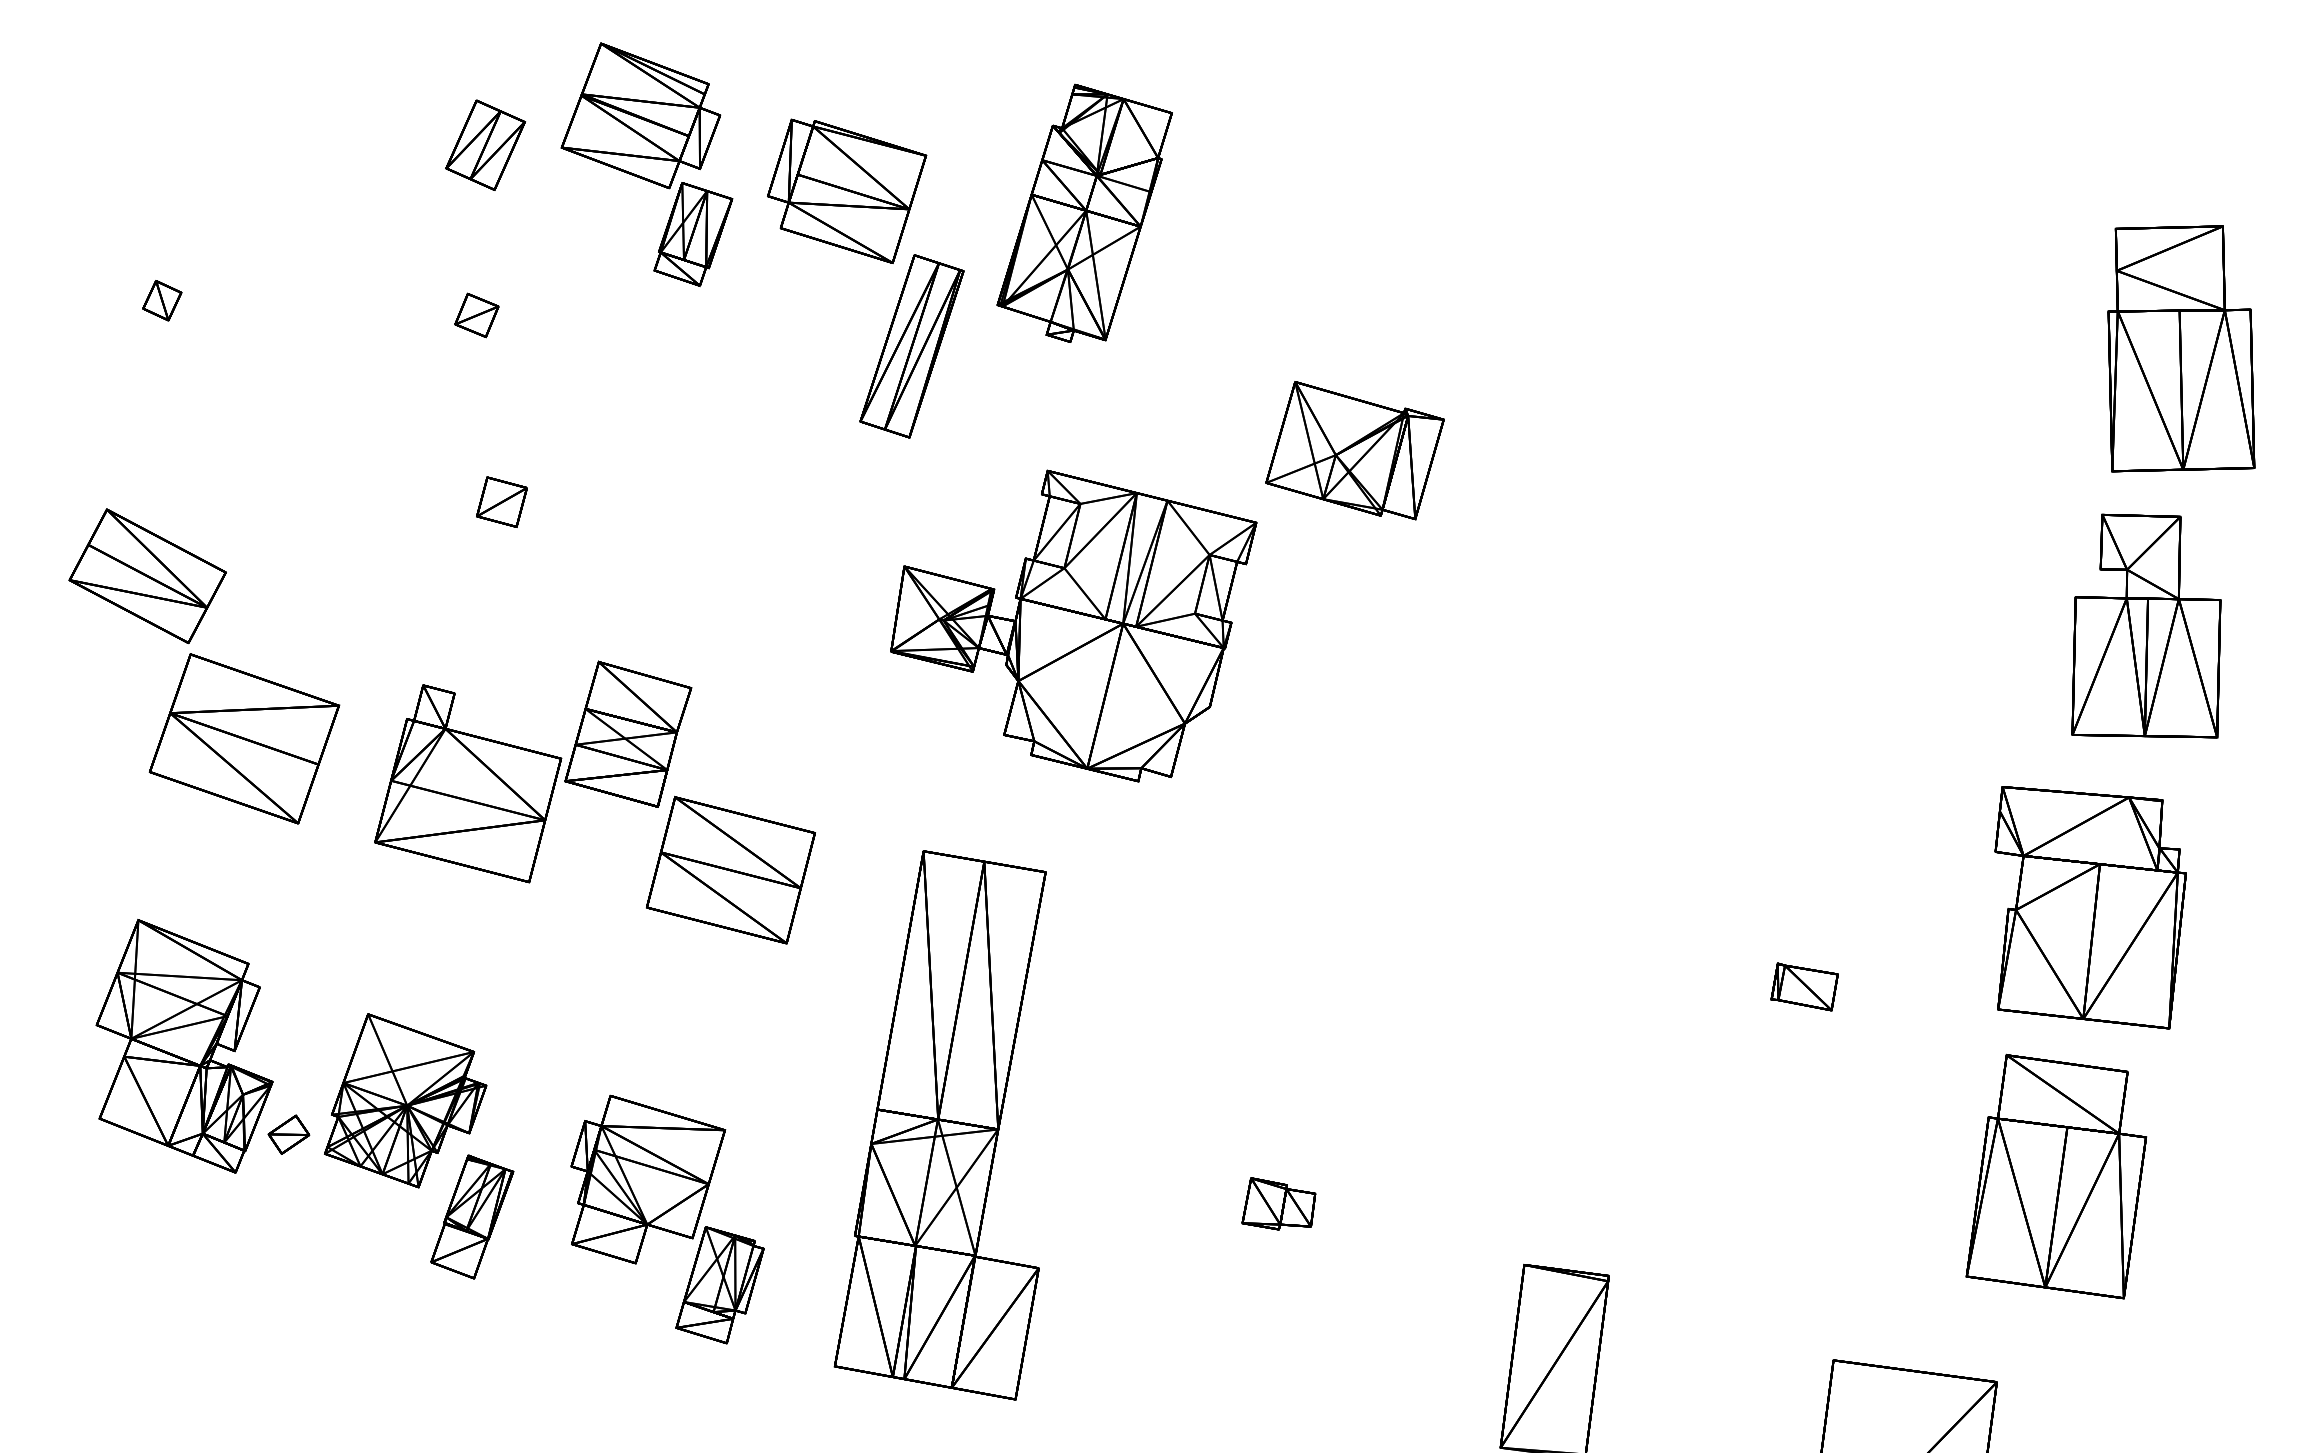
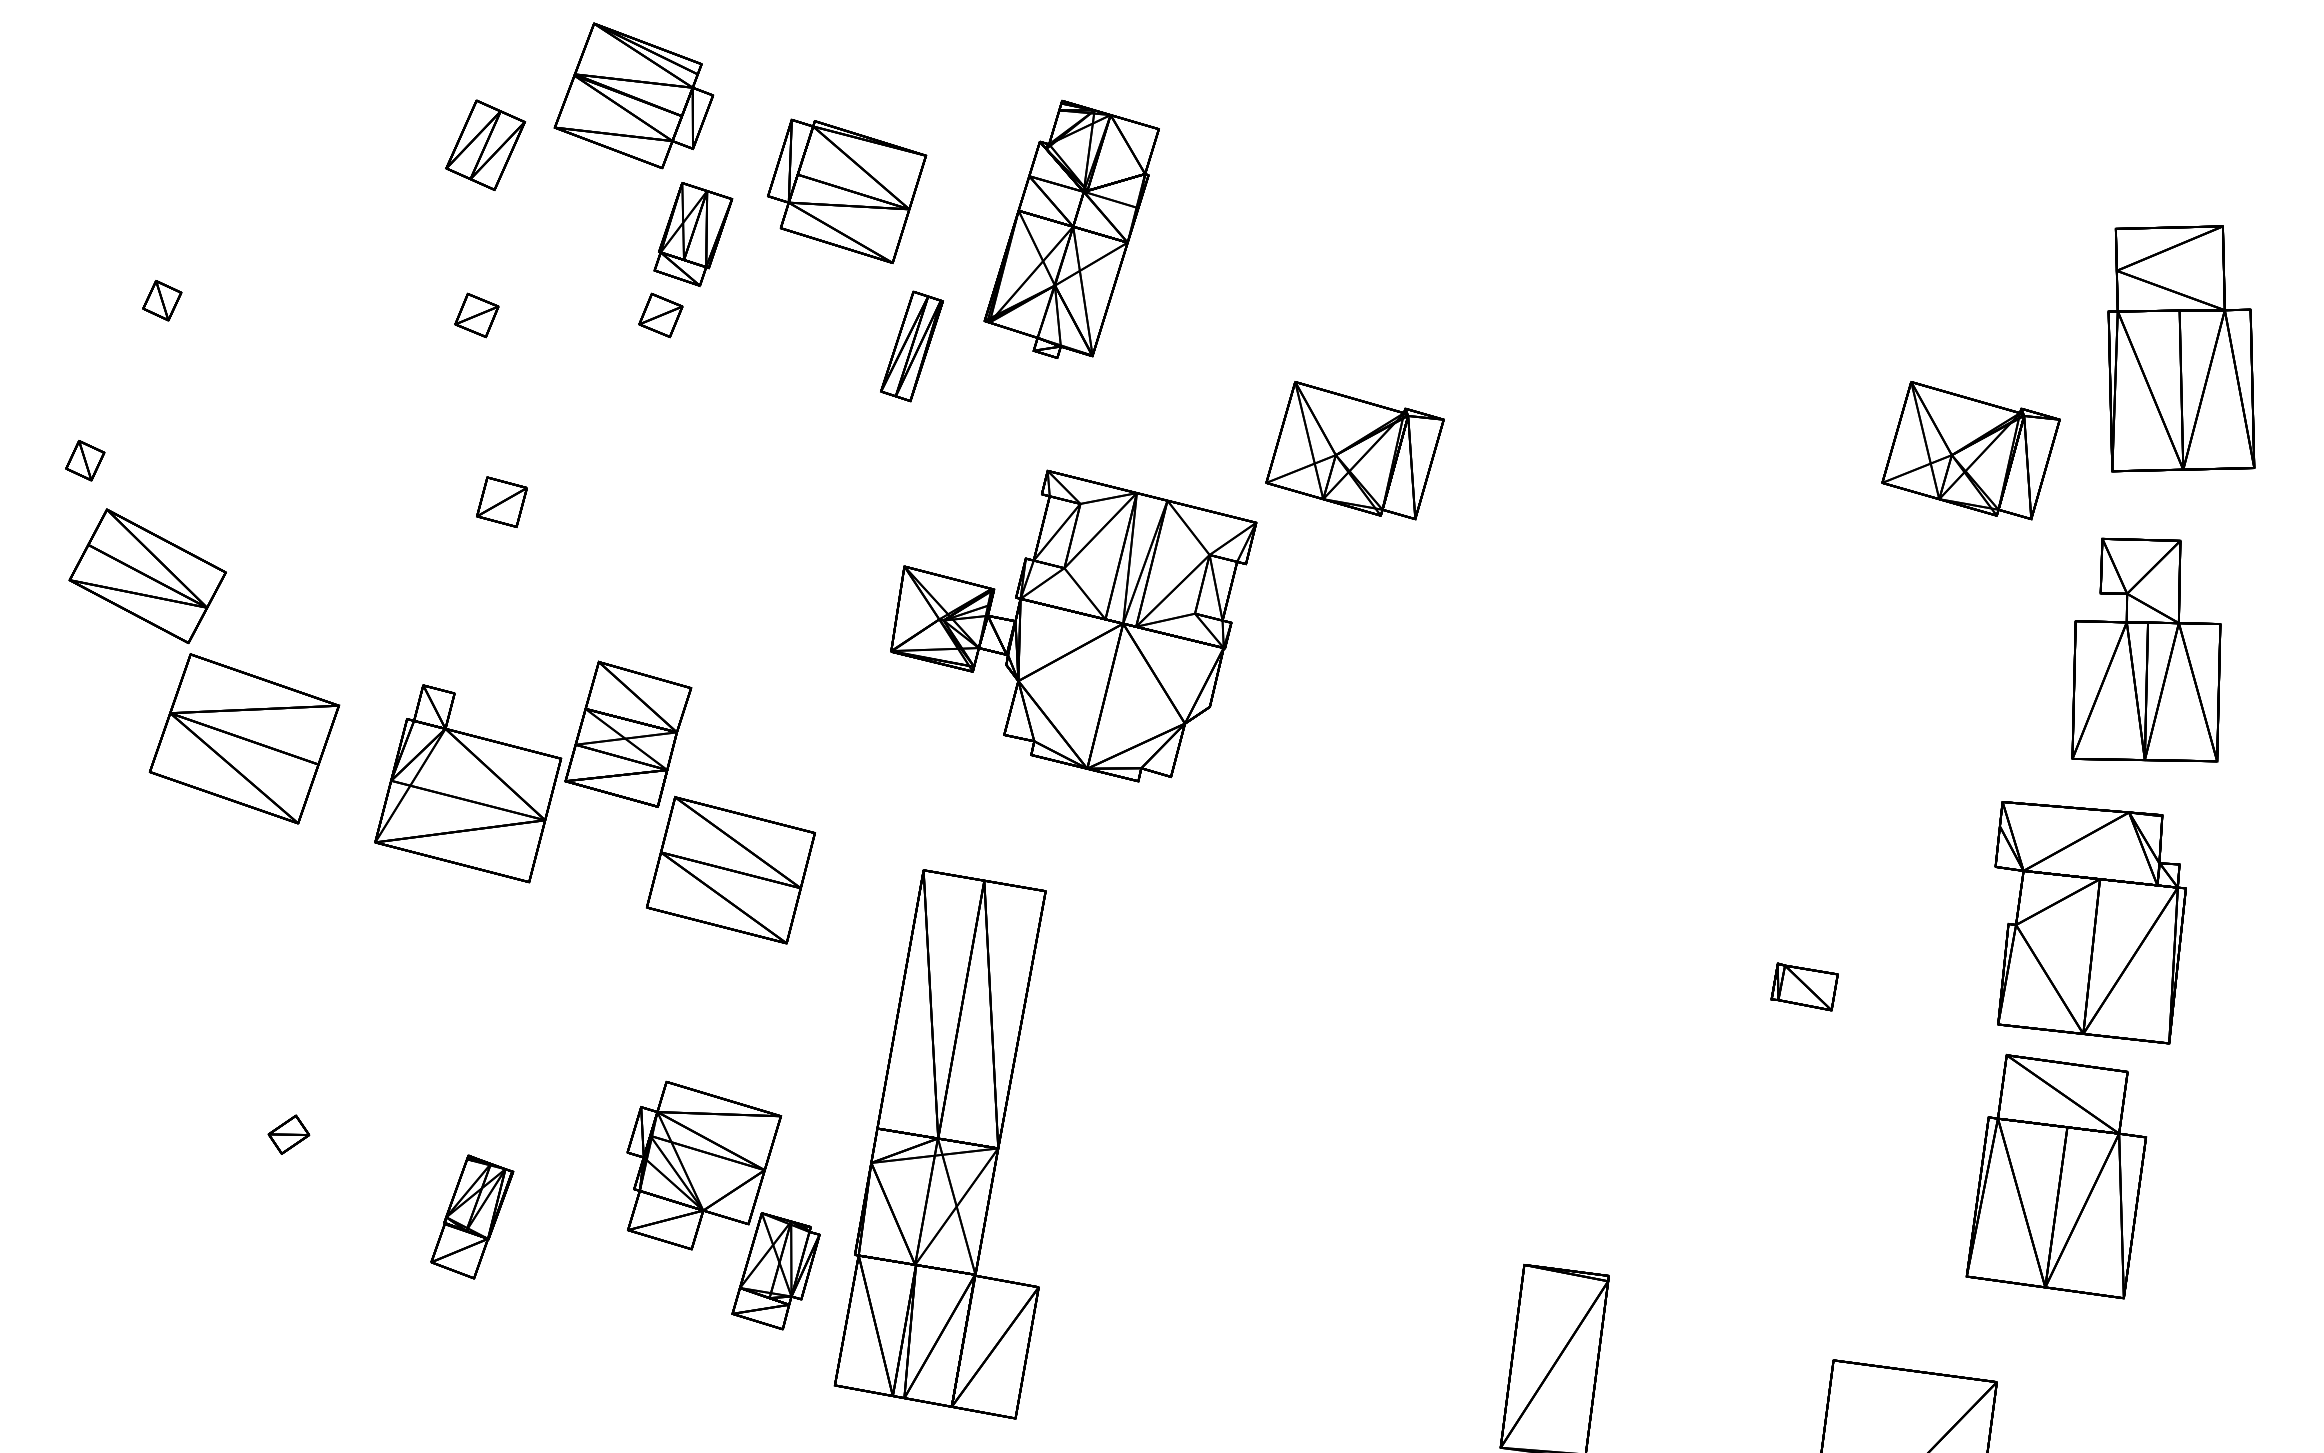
part position: (640, 115) -> (633, 95) (633, 95)
part position: (1084, 212) -> (1071, 228) (1071, 228)
part: none -> present (660, 315)
part size: 106x185 px -> 64x113 px (911, 346)
part: none -> present (1970, 450)
part: none -> present (85, 460)
part position: (2146, 625) -> (2146, 649) (2146, 649)
part position: (2090, 907) -> (2090, 922) (2090, 922)
part: present -> none (184, 1046)
part: present -> none (405, 1100)
part position: (939, 1125) -> (939, 1144) (939, 1144)
part: present -> none (1278, 1203)
part position: (667, 1219) -> (723, 1205) (723, 1205)
